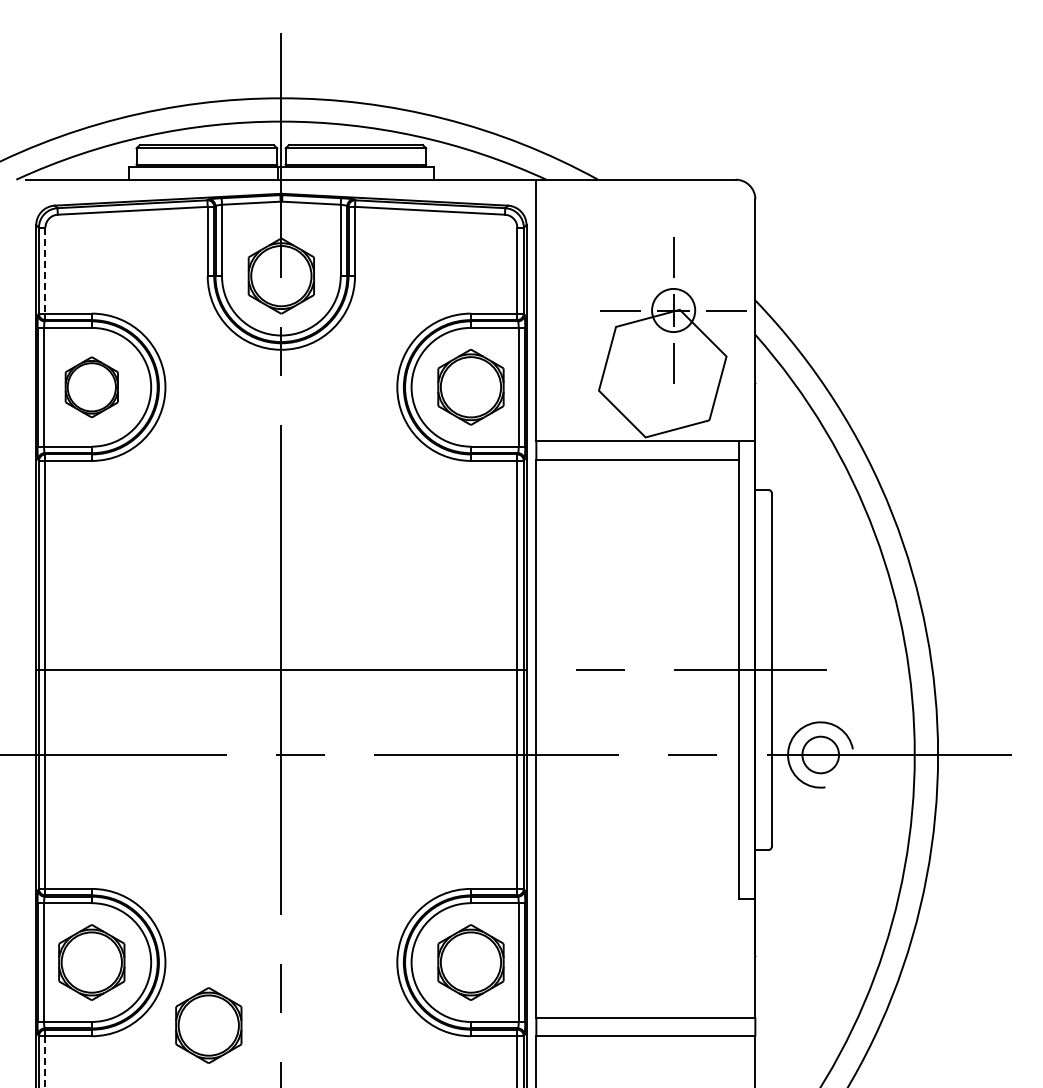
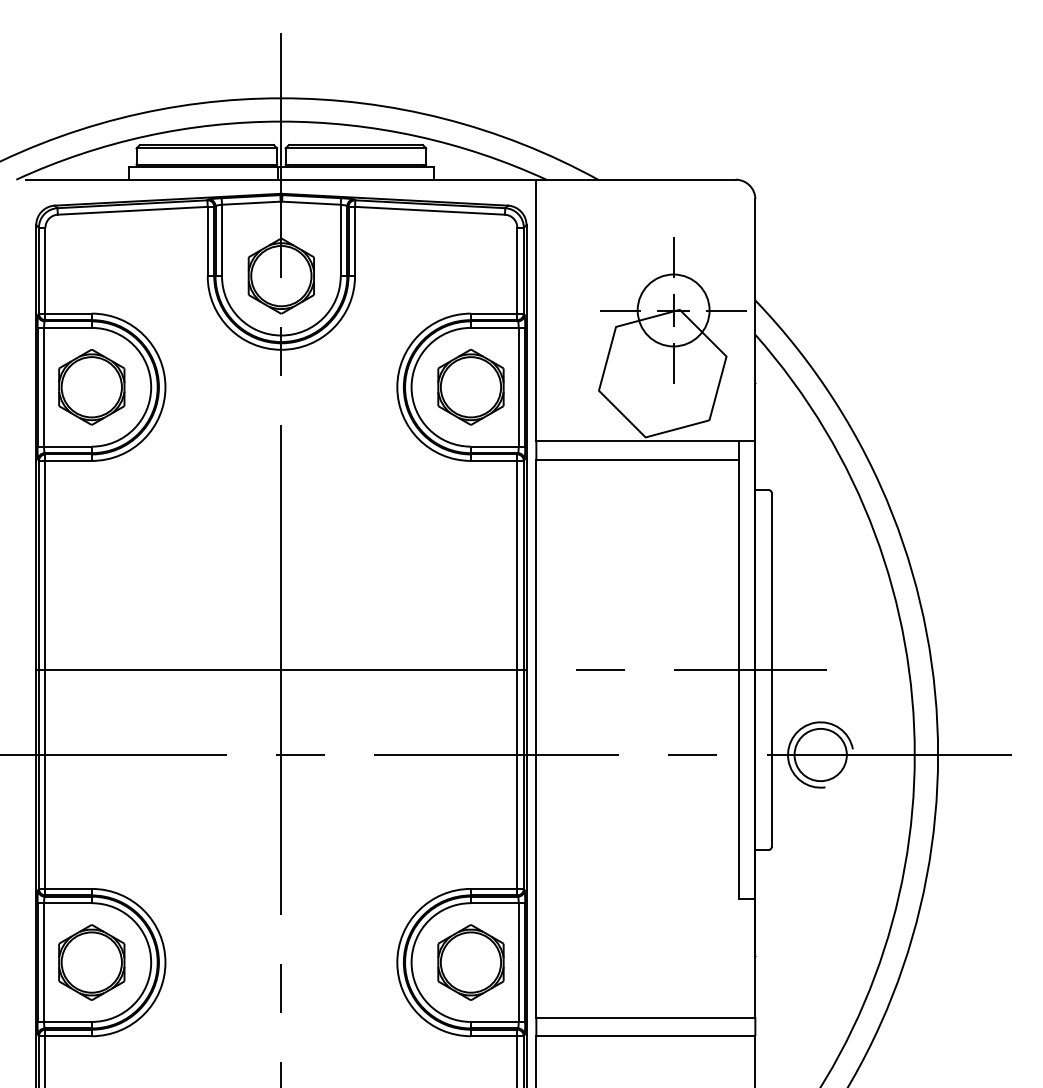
line: dashed -> solid (45, 270)
circle diameter: 43 px -> 72 px (673, 310)
part size: 55x63 px -> 68x77 px (91, 387)
circle diameter: 37 px -> 52 px (820, 754)
part: present -> none (208, 1025)
line: dashed -> solid (45, 1062)
